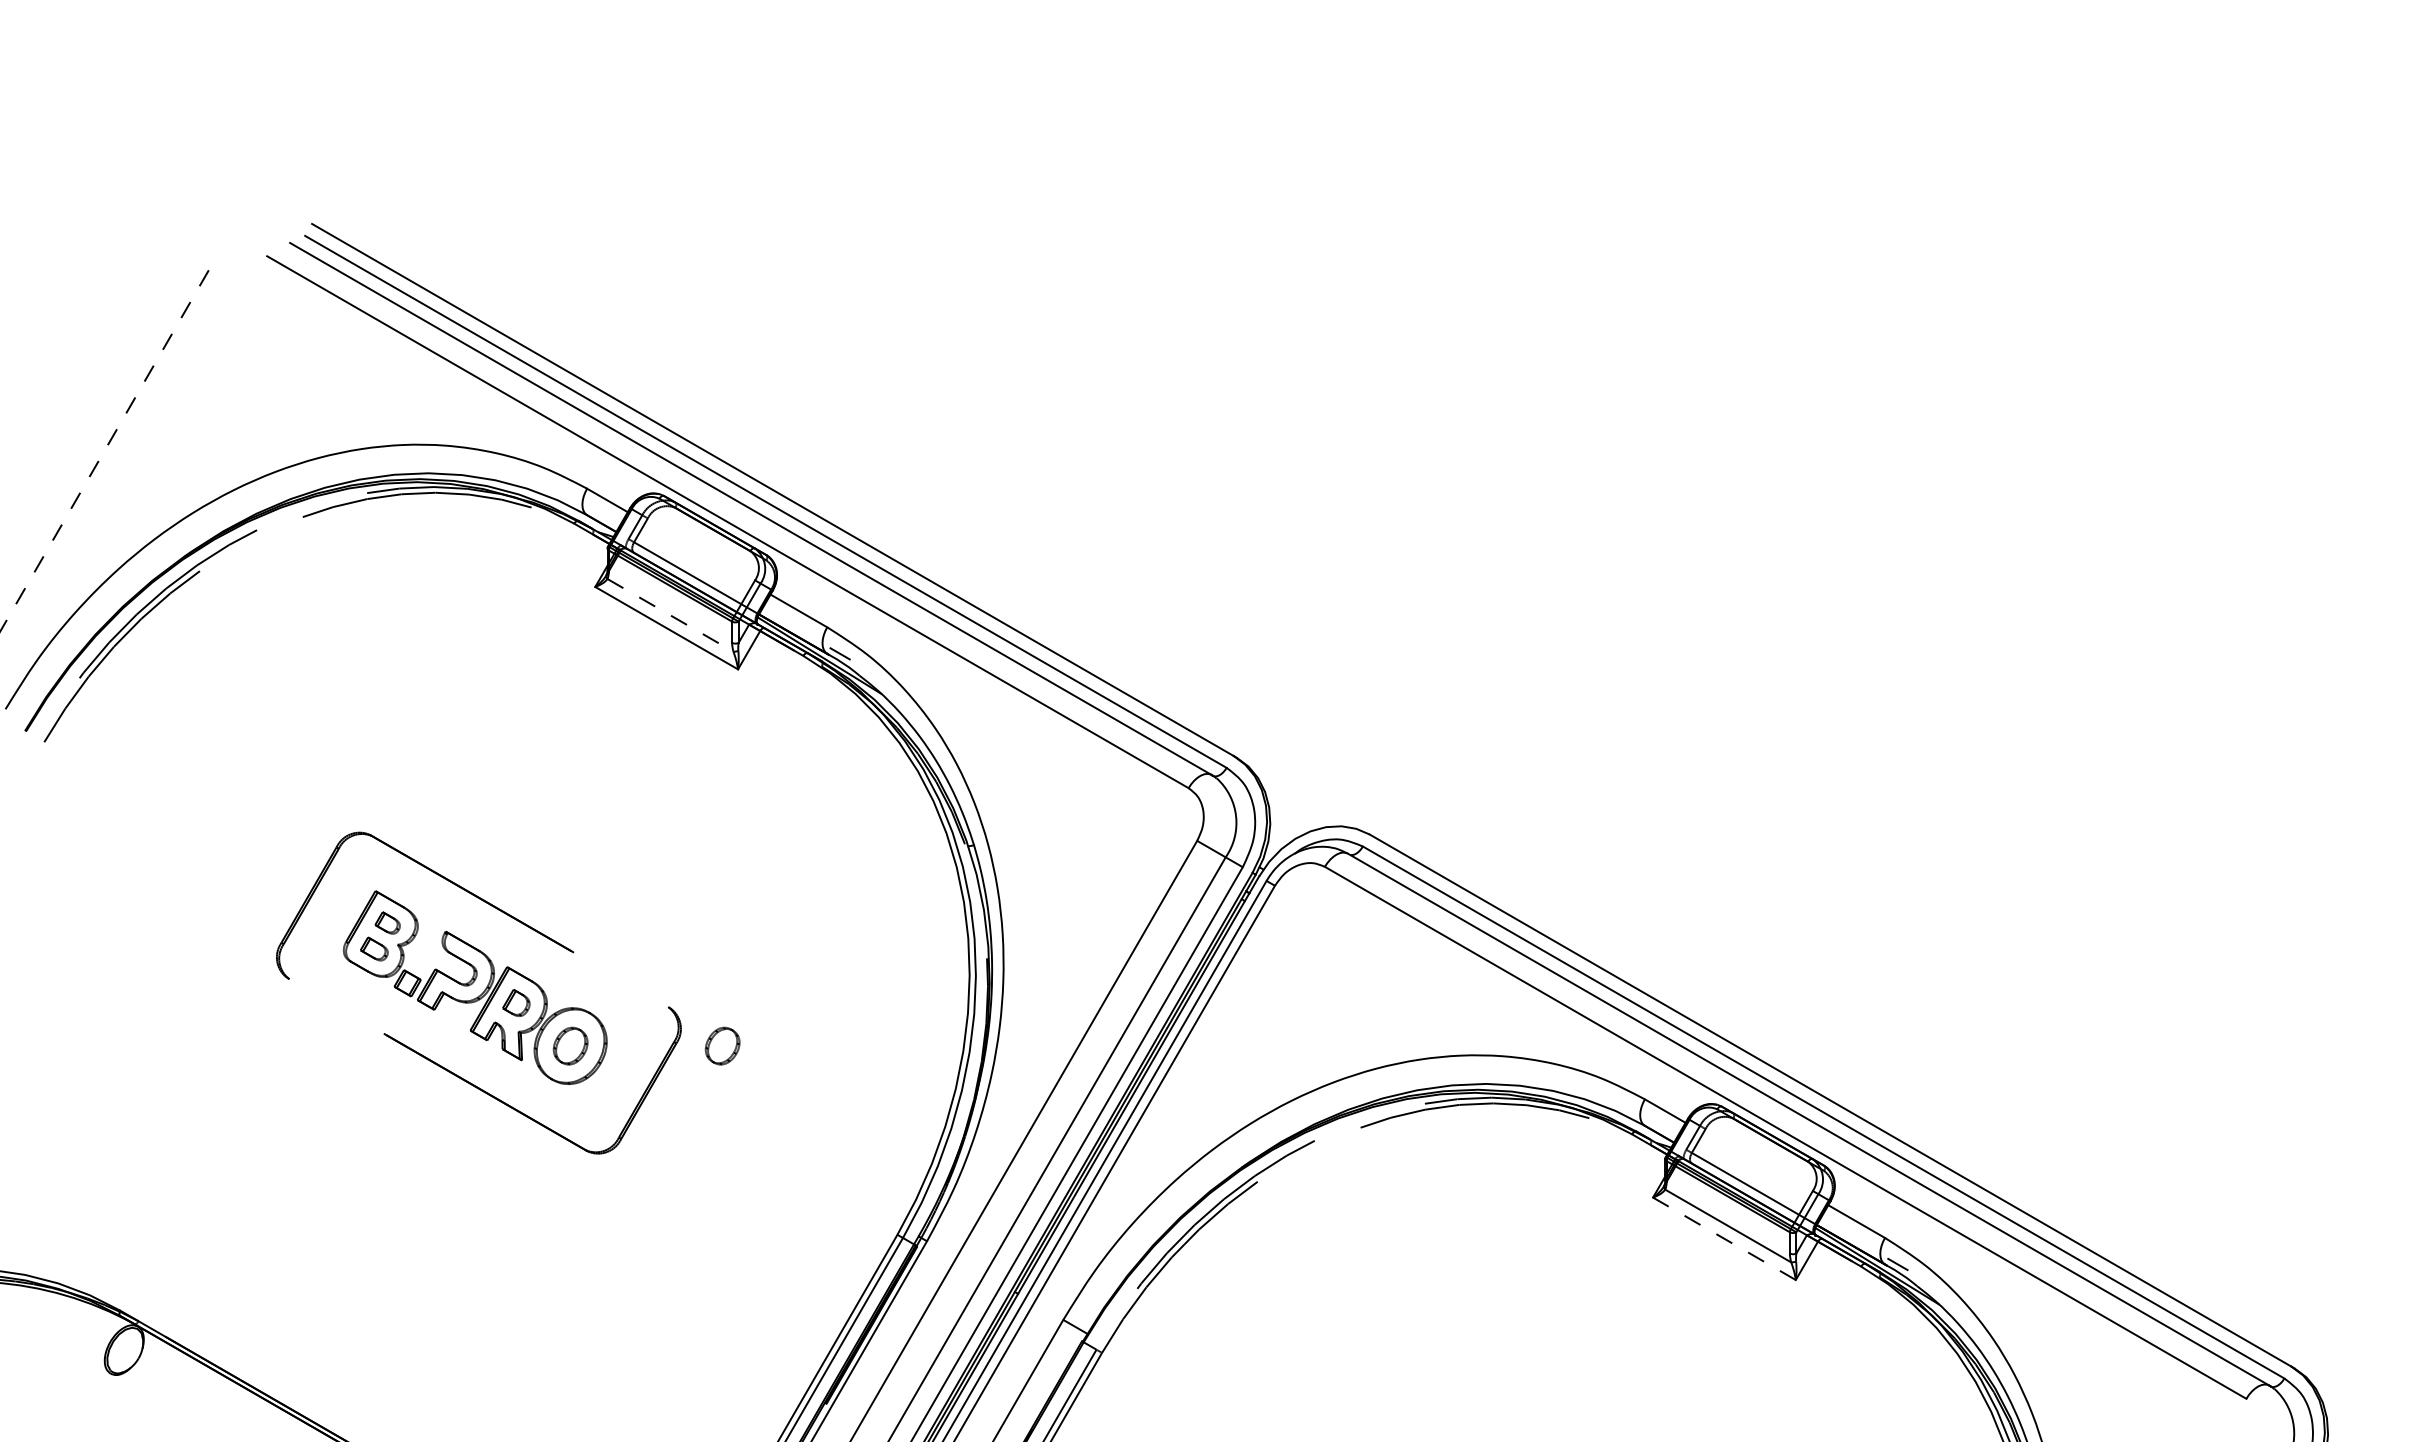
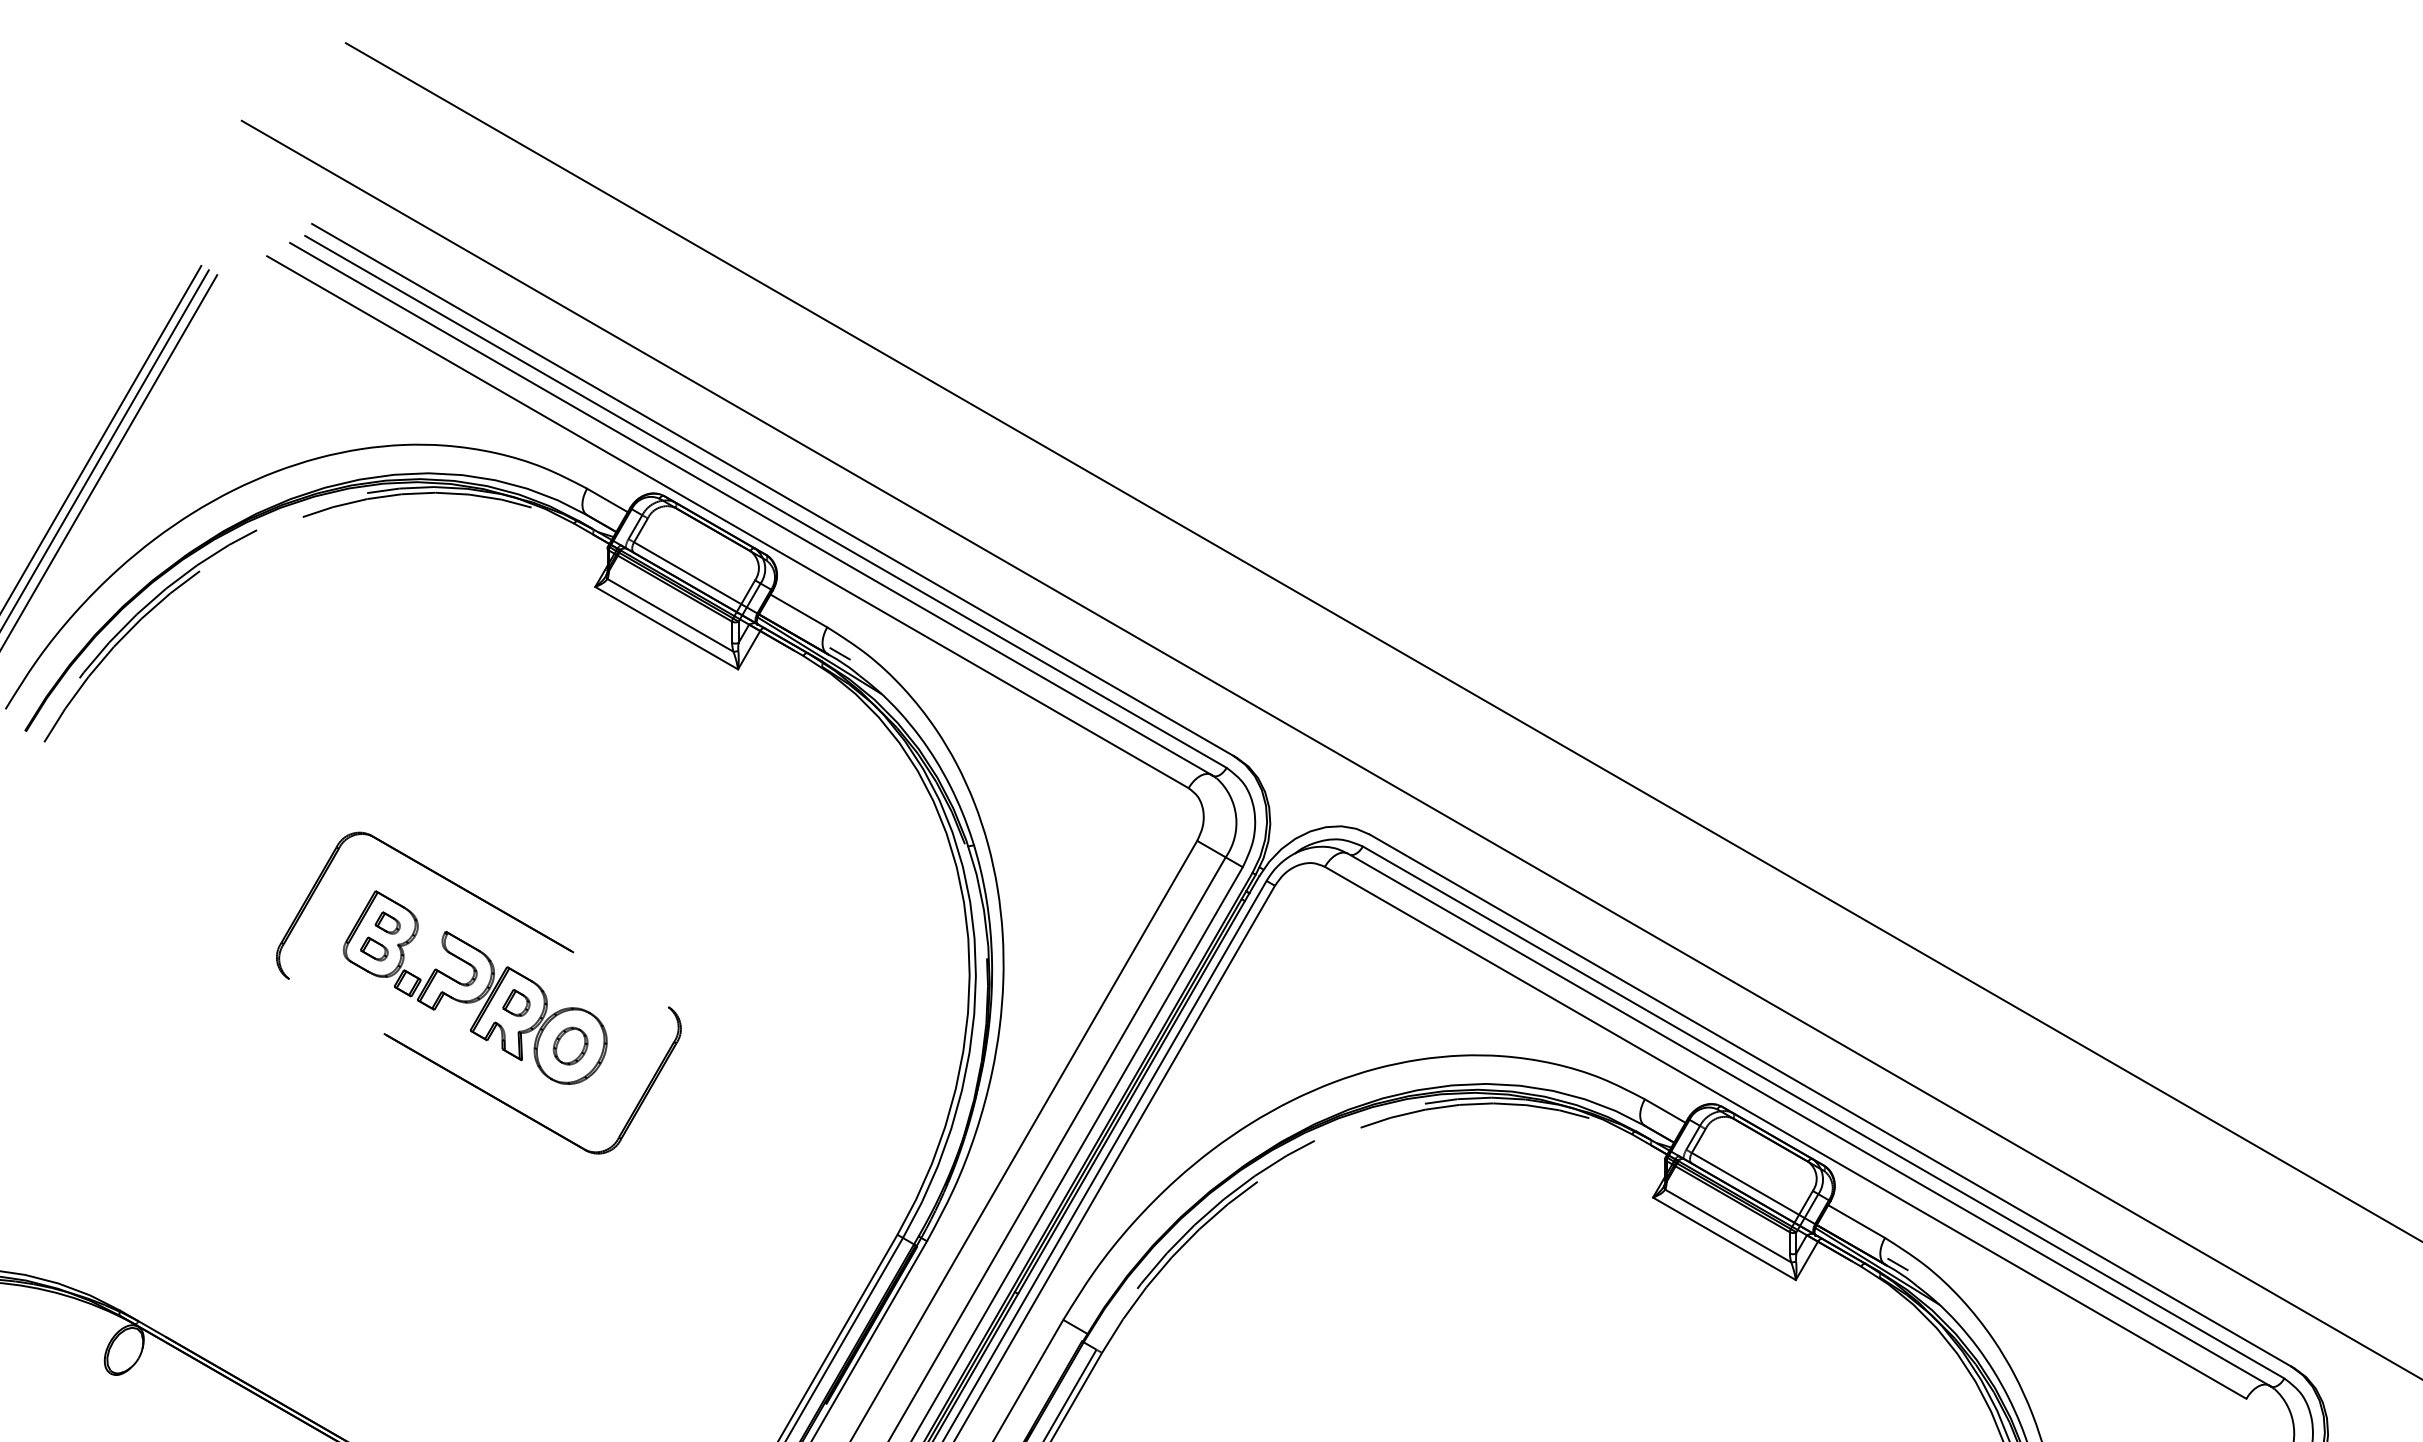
line: none -> present (101, 437)
line: dashed -> solid (104, 451)
line: none -> present (109, 461)
line: dashed -> solid (670, 615)
line: none -> present (1382, 641)
line: none -> present (1330, 748)
part: present -> none (722, 1045)
line: dashed -> solid (1724, 1238)
